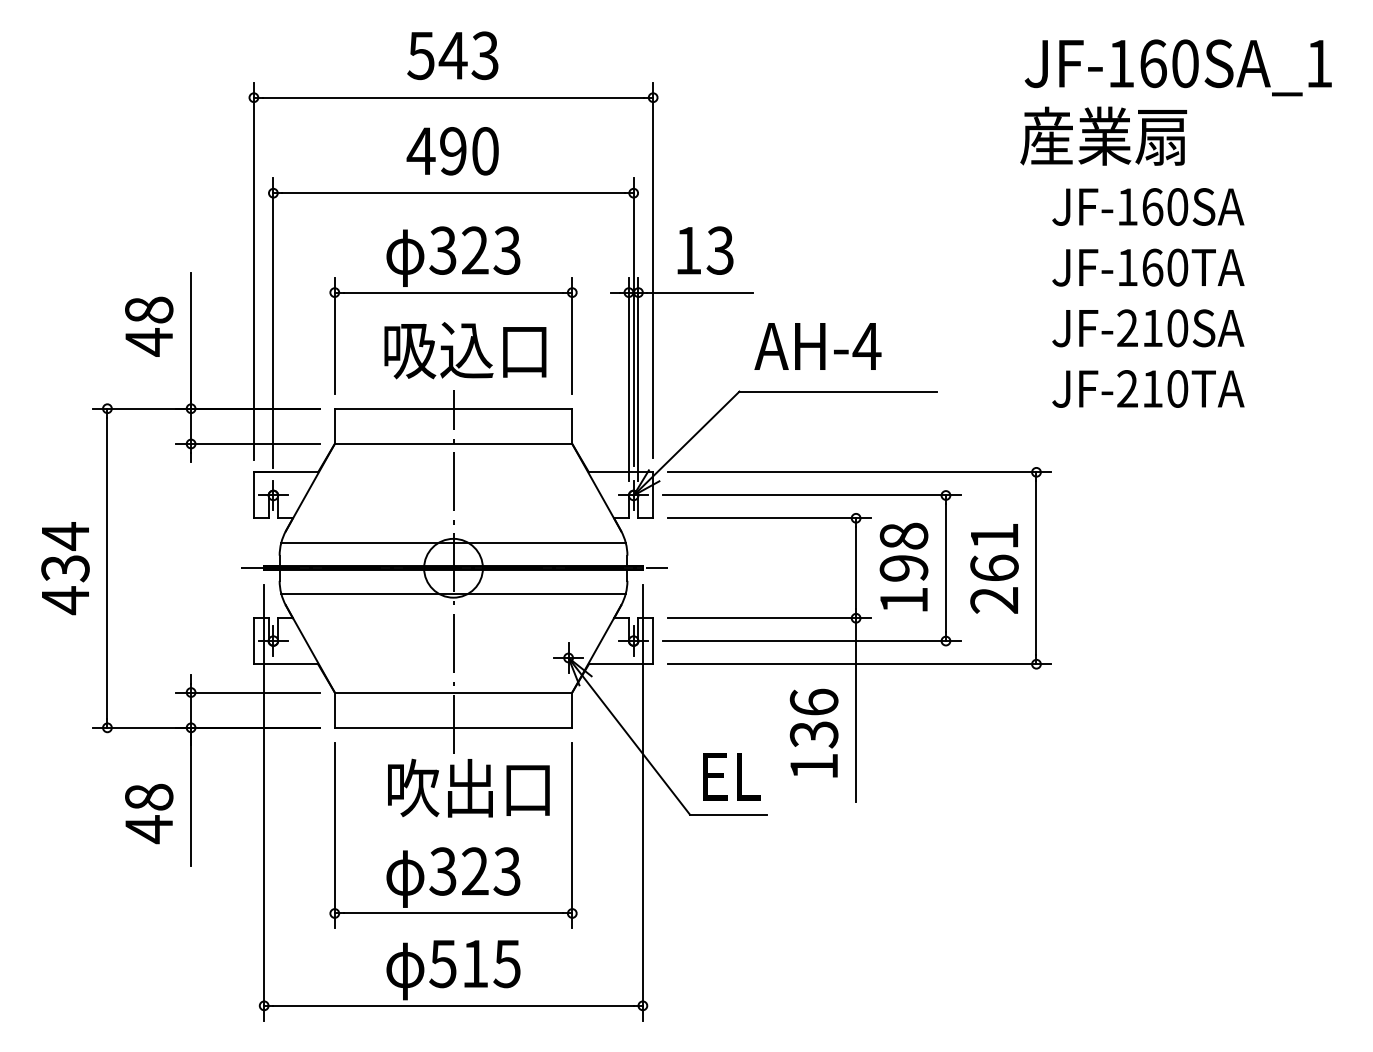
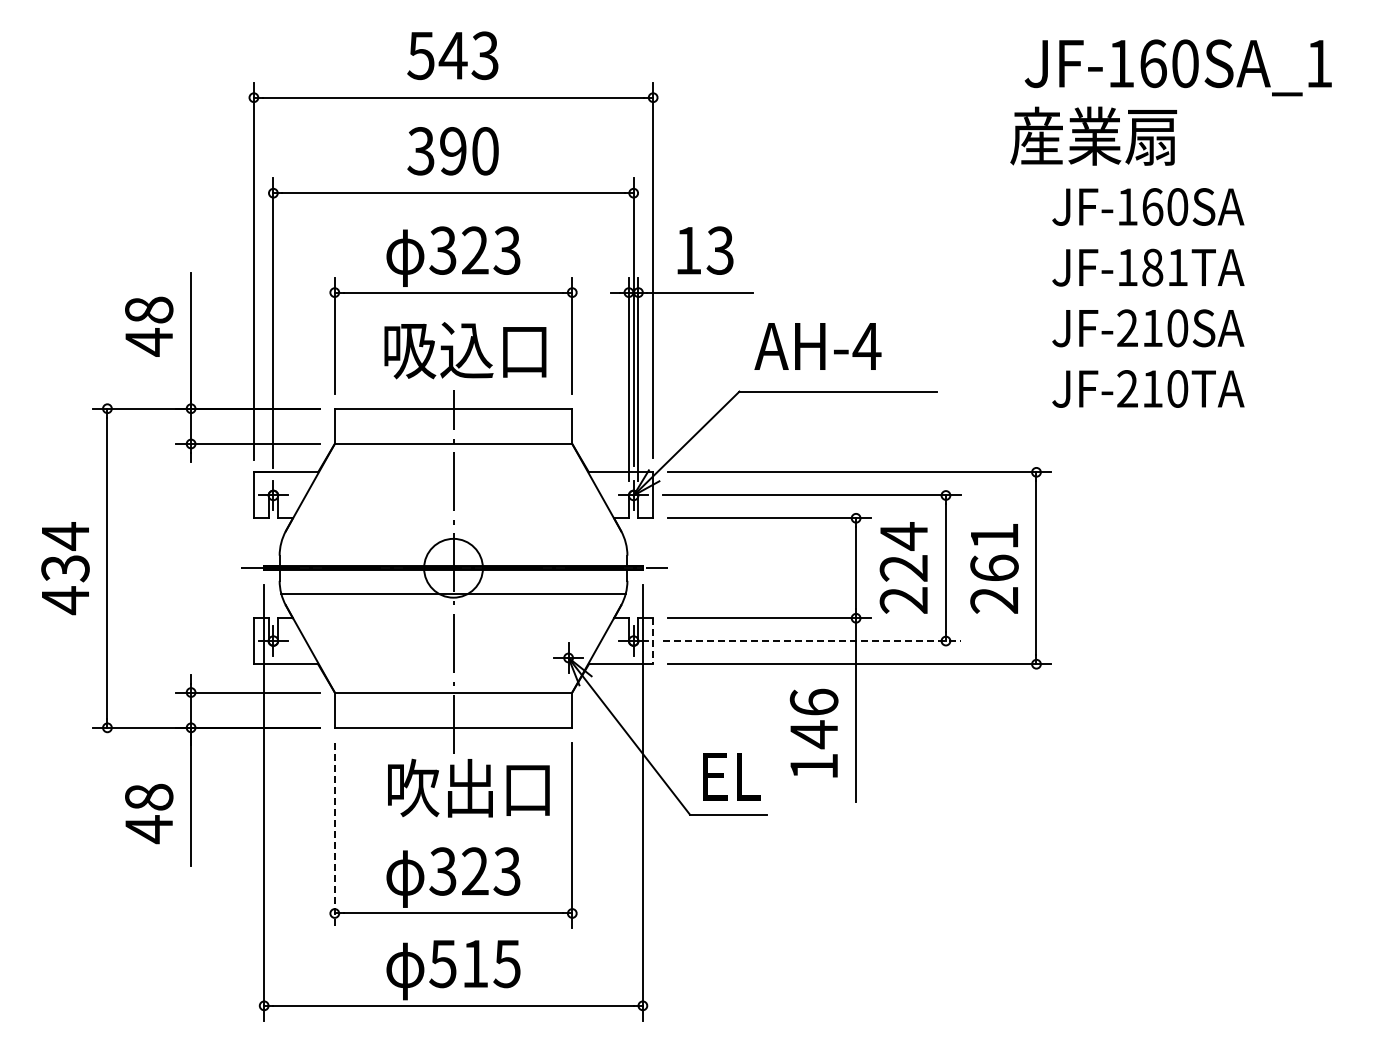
text position: (1103, 135) -> (1093, 135) (1093, 135)
text: 490 -> 390 (420, 151)
text: JF-160TA -> JF-181TA (1165, 267)
line: present -> none (453, 542)
text: 198 -> 224 (903, 567)
line: solid -> dashed (653, 641)
line: solid -> dashed (811, 641)
text: 136 -> 146 (813, 734)
line: solid -> dashed (334, 835)
